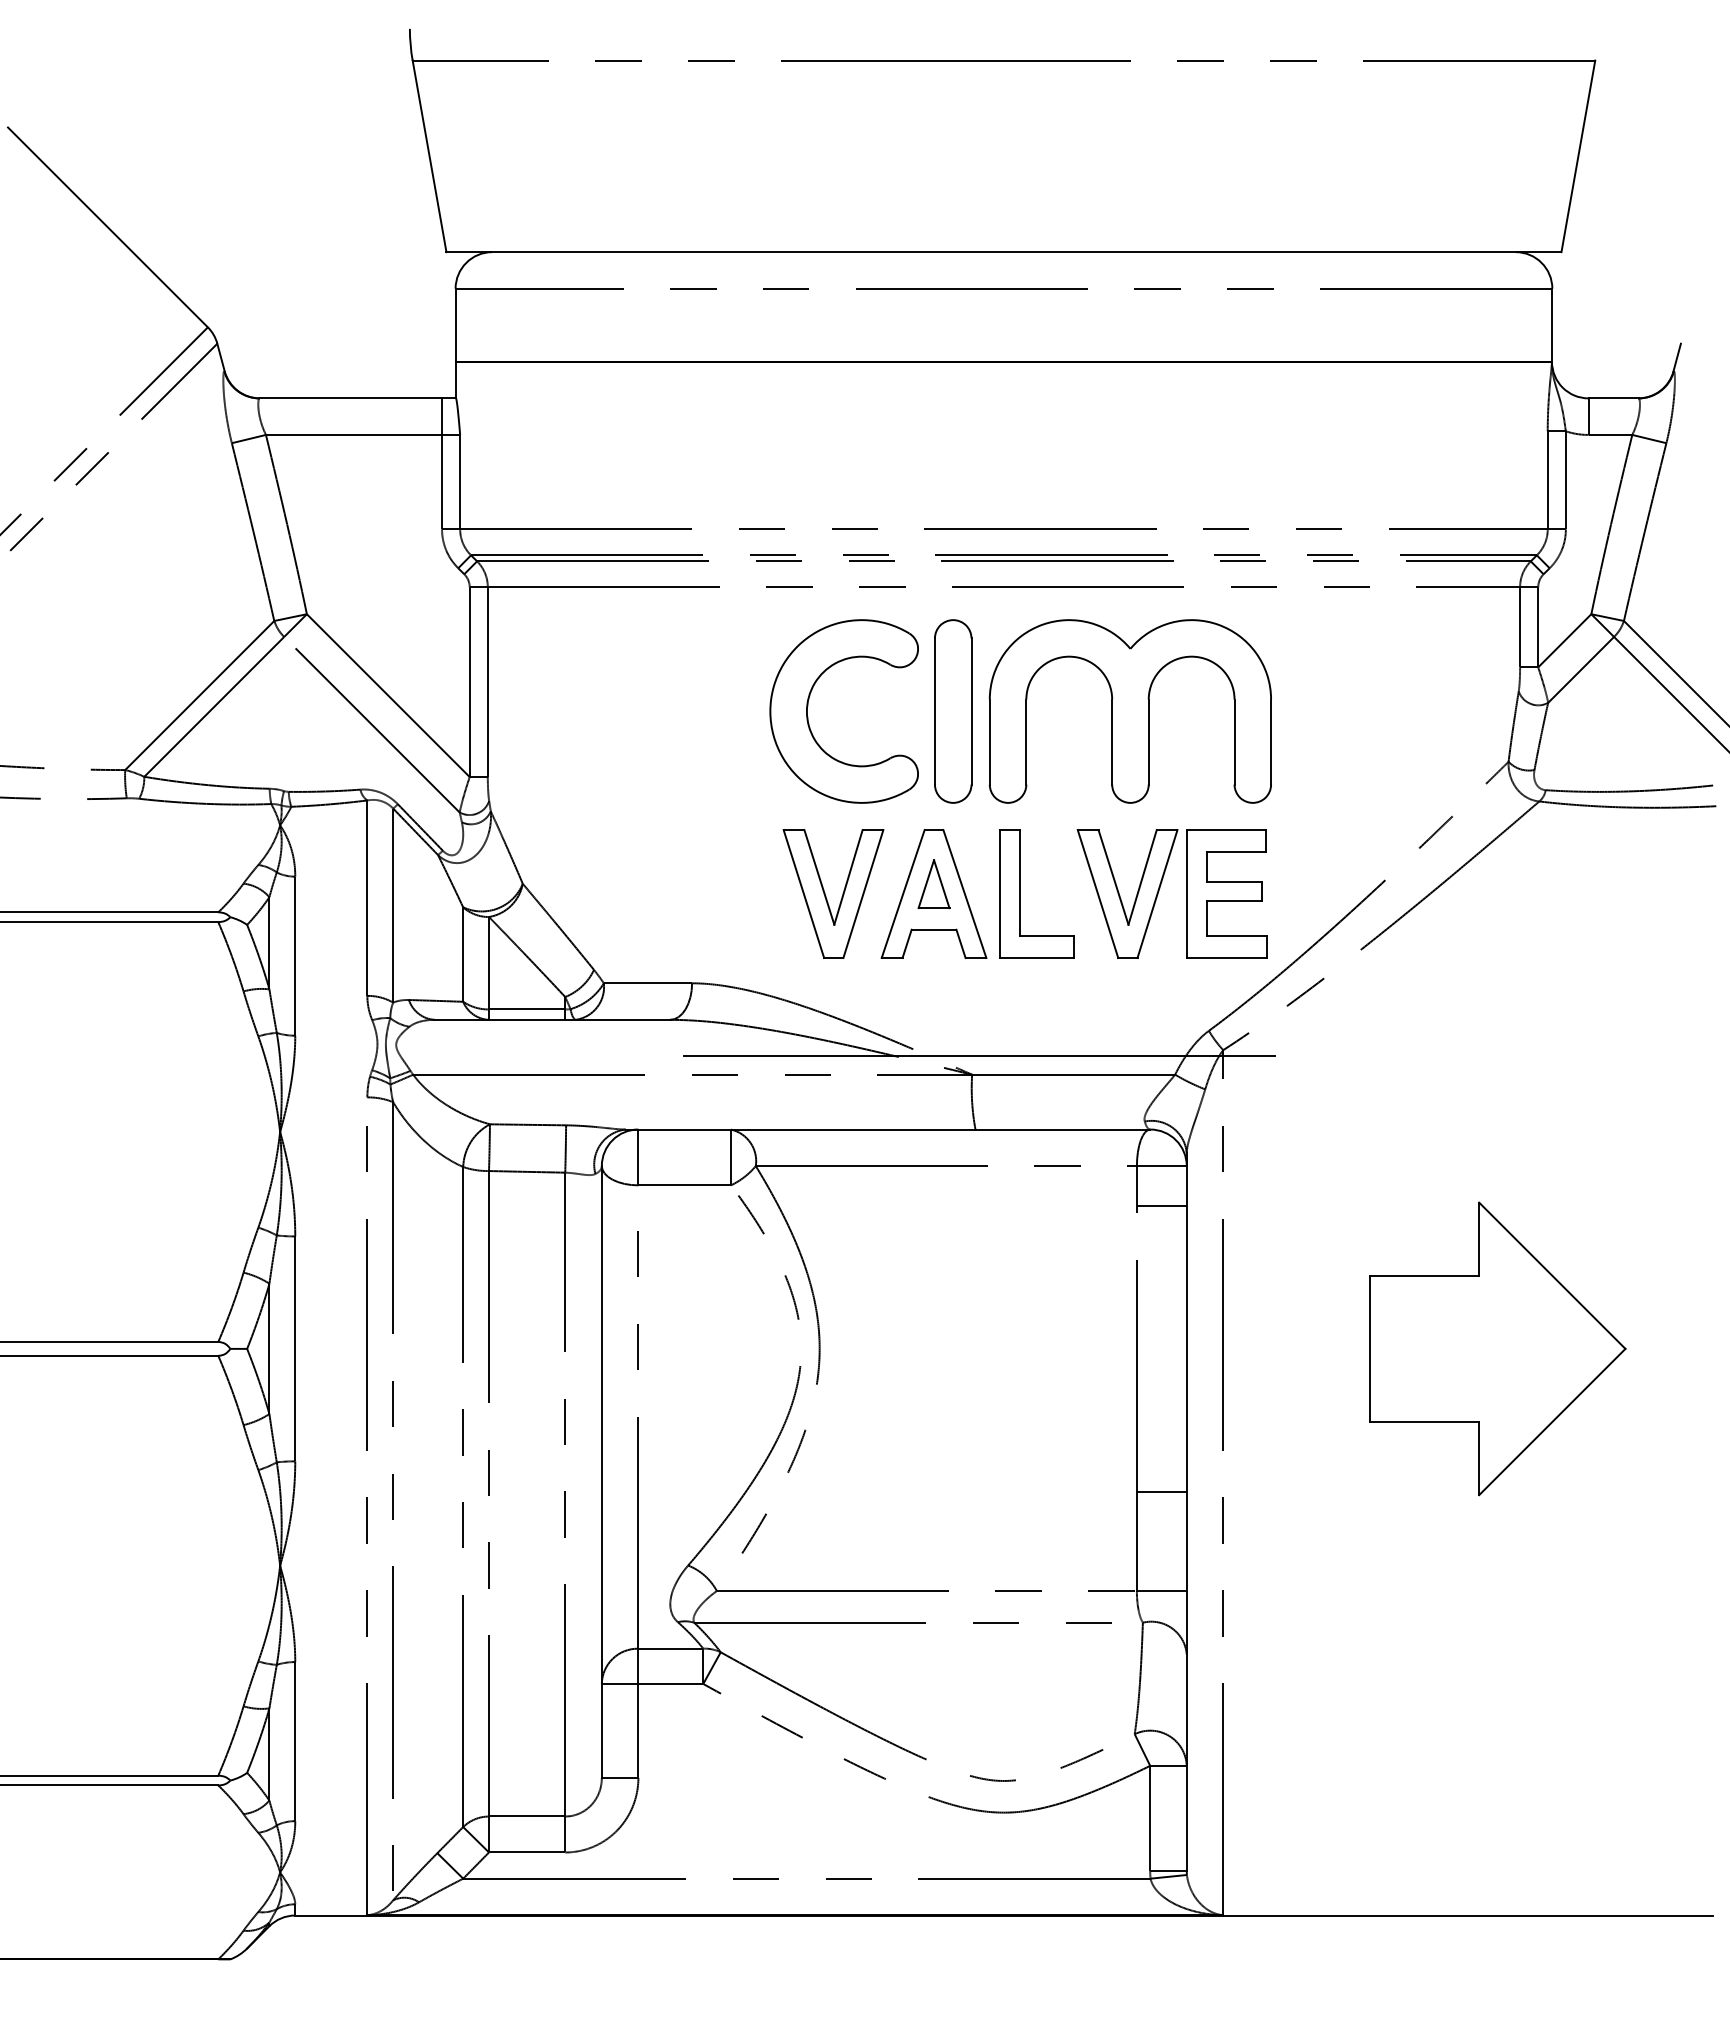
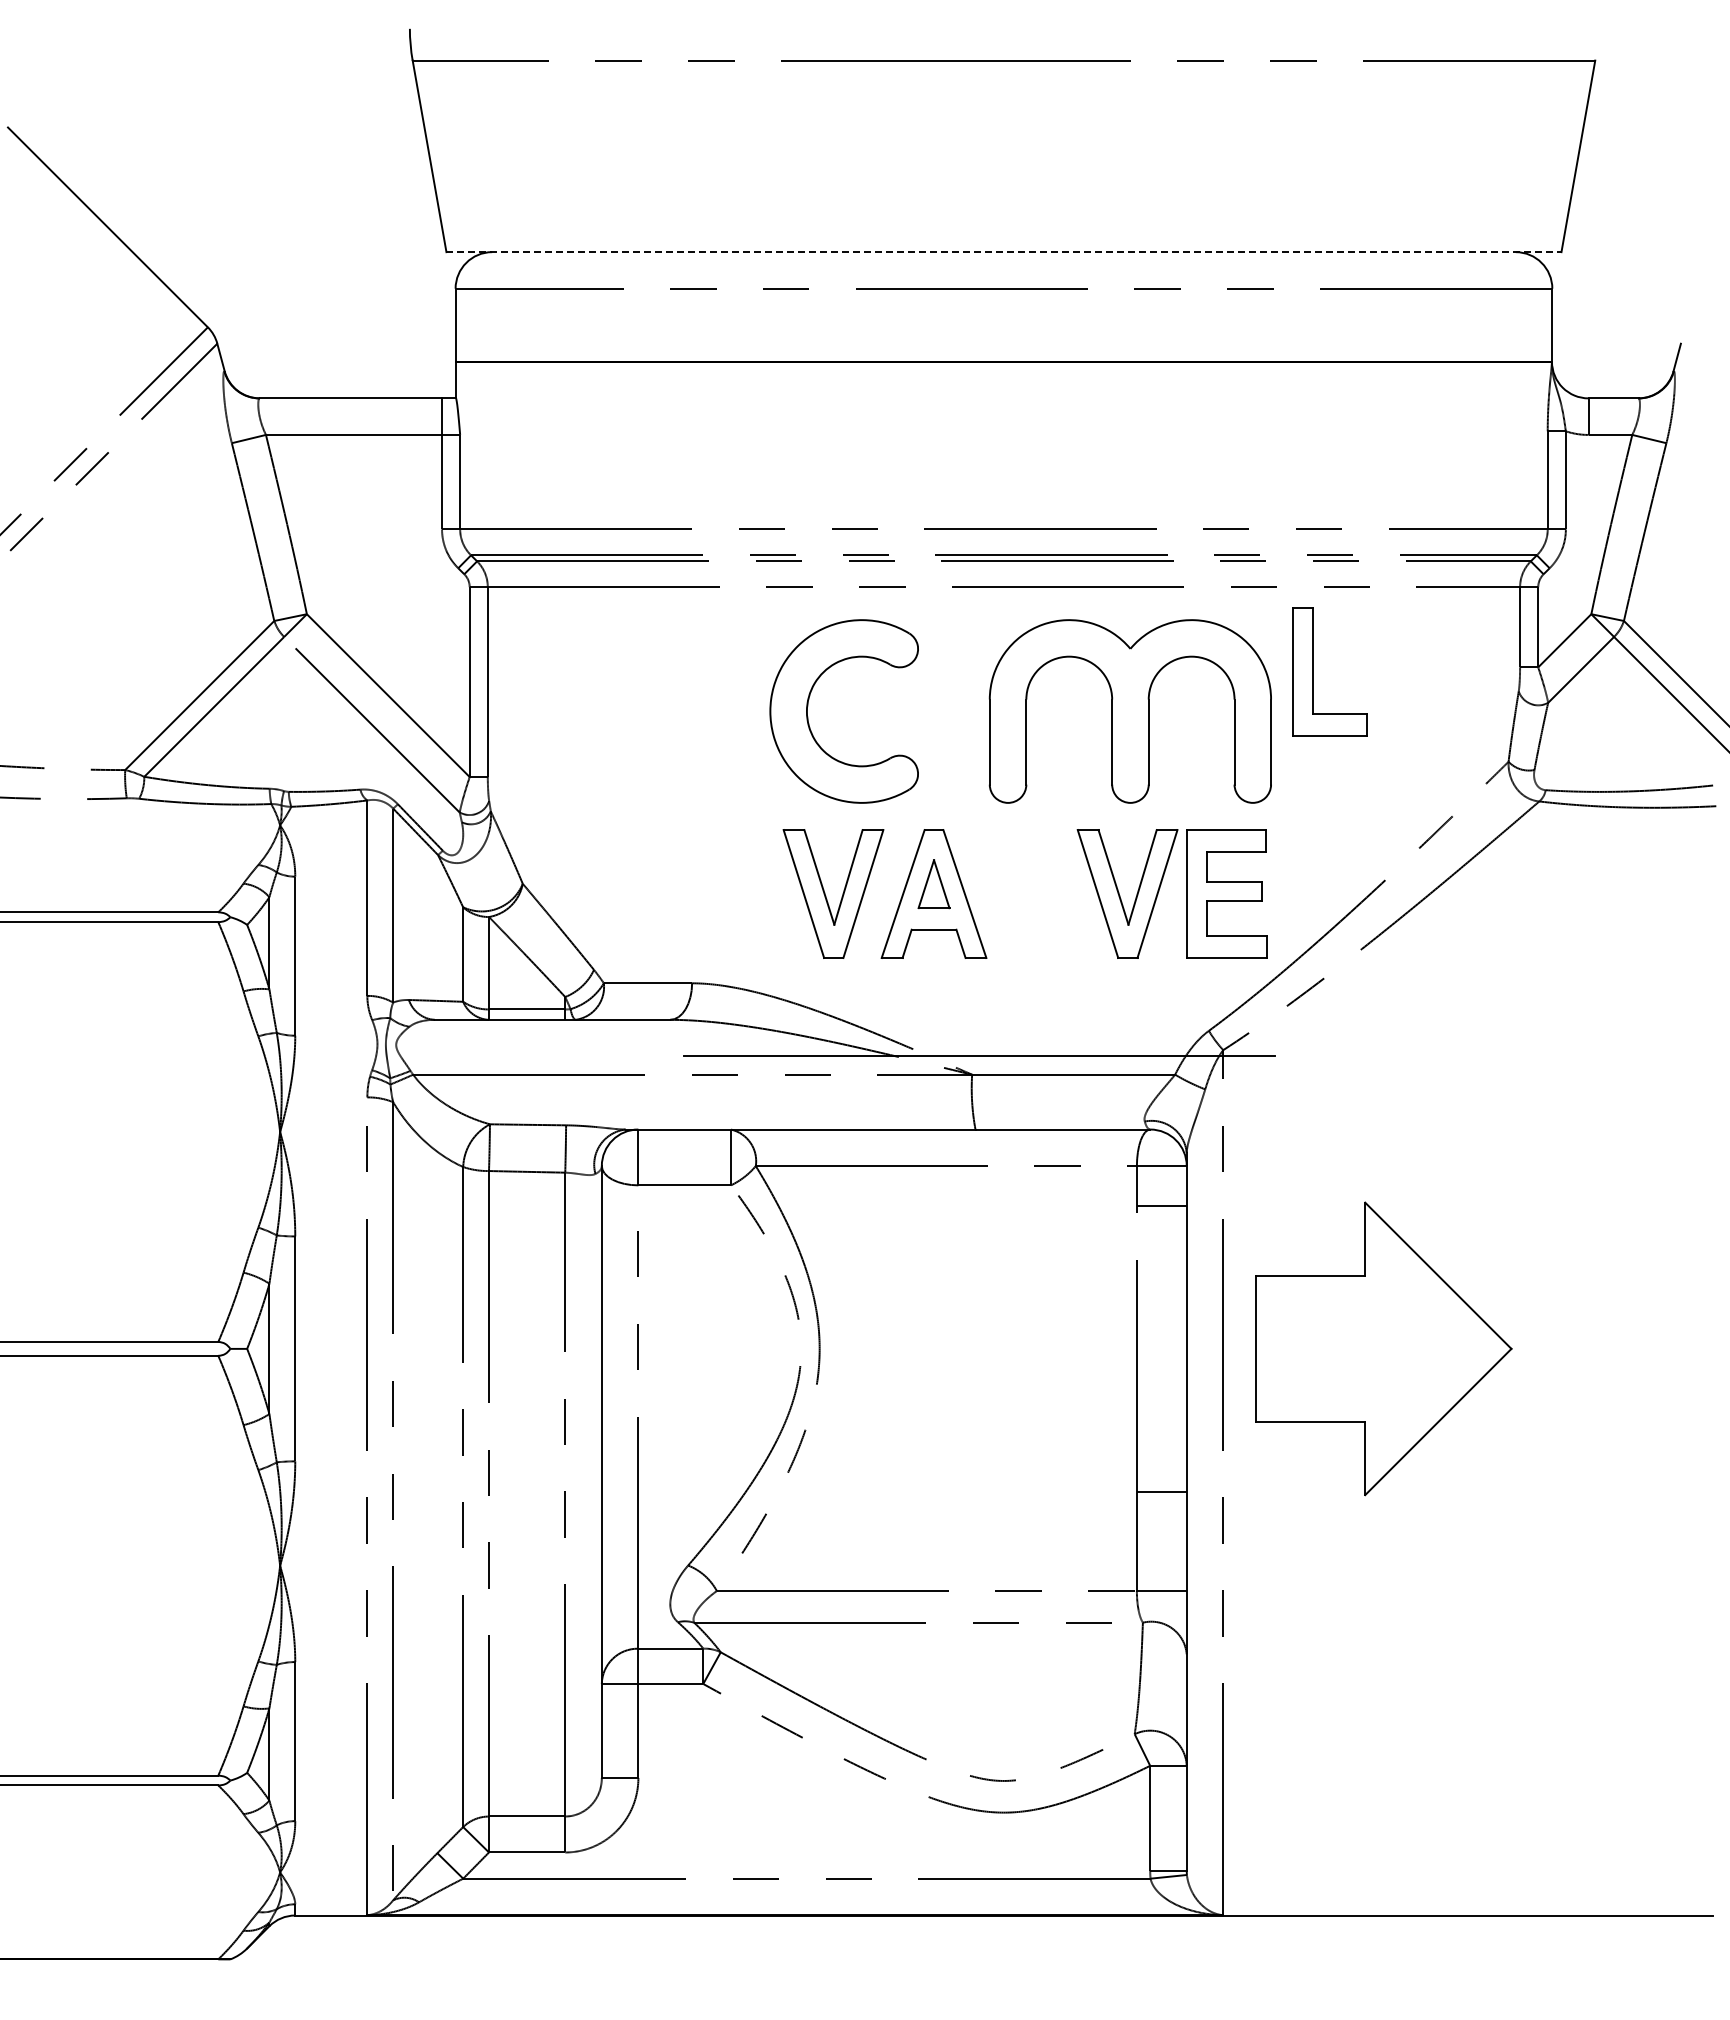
line: solid -> dashed (1003, 252)
part: present -> none (953, 711)
part position: (1020, 893) -> (1313, 671) (1313, 671)
part position: (1497, 1348) -> (1383, 1348) (1383, 1348)
